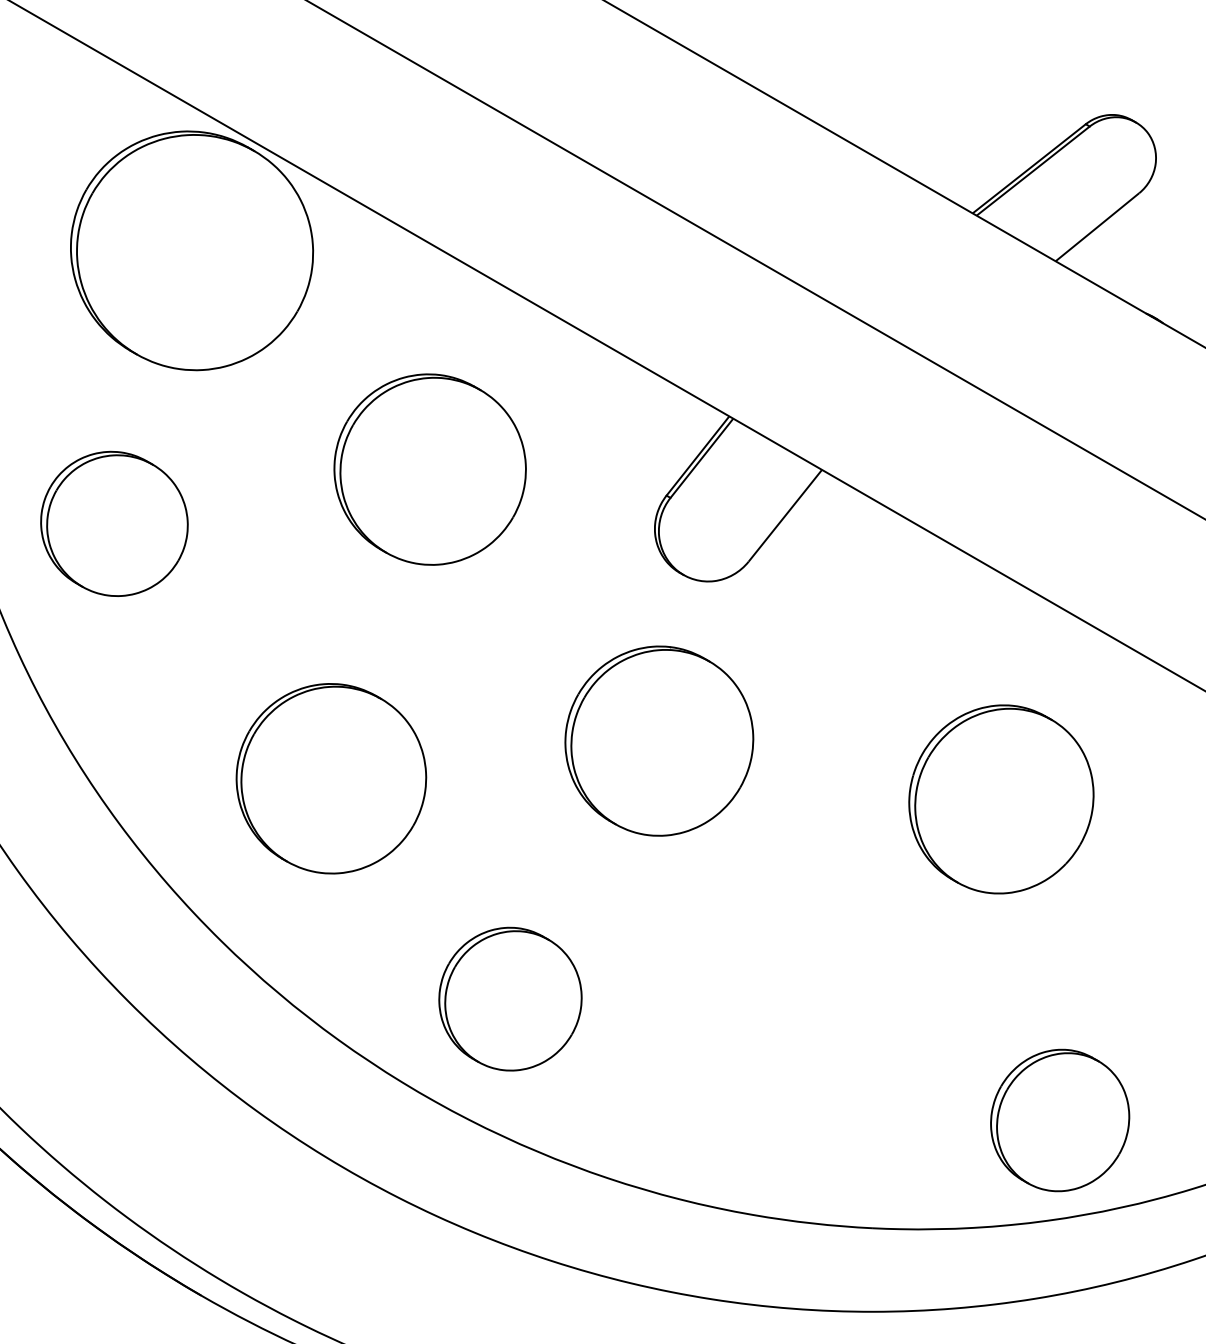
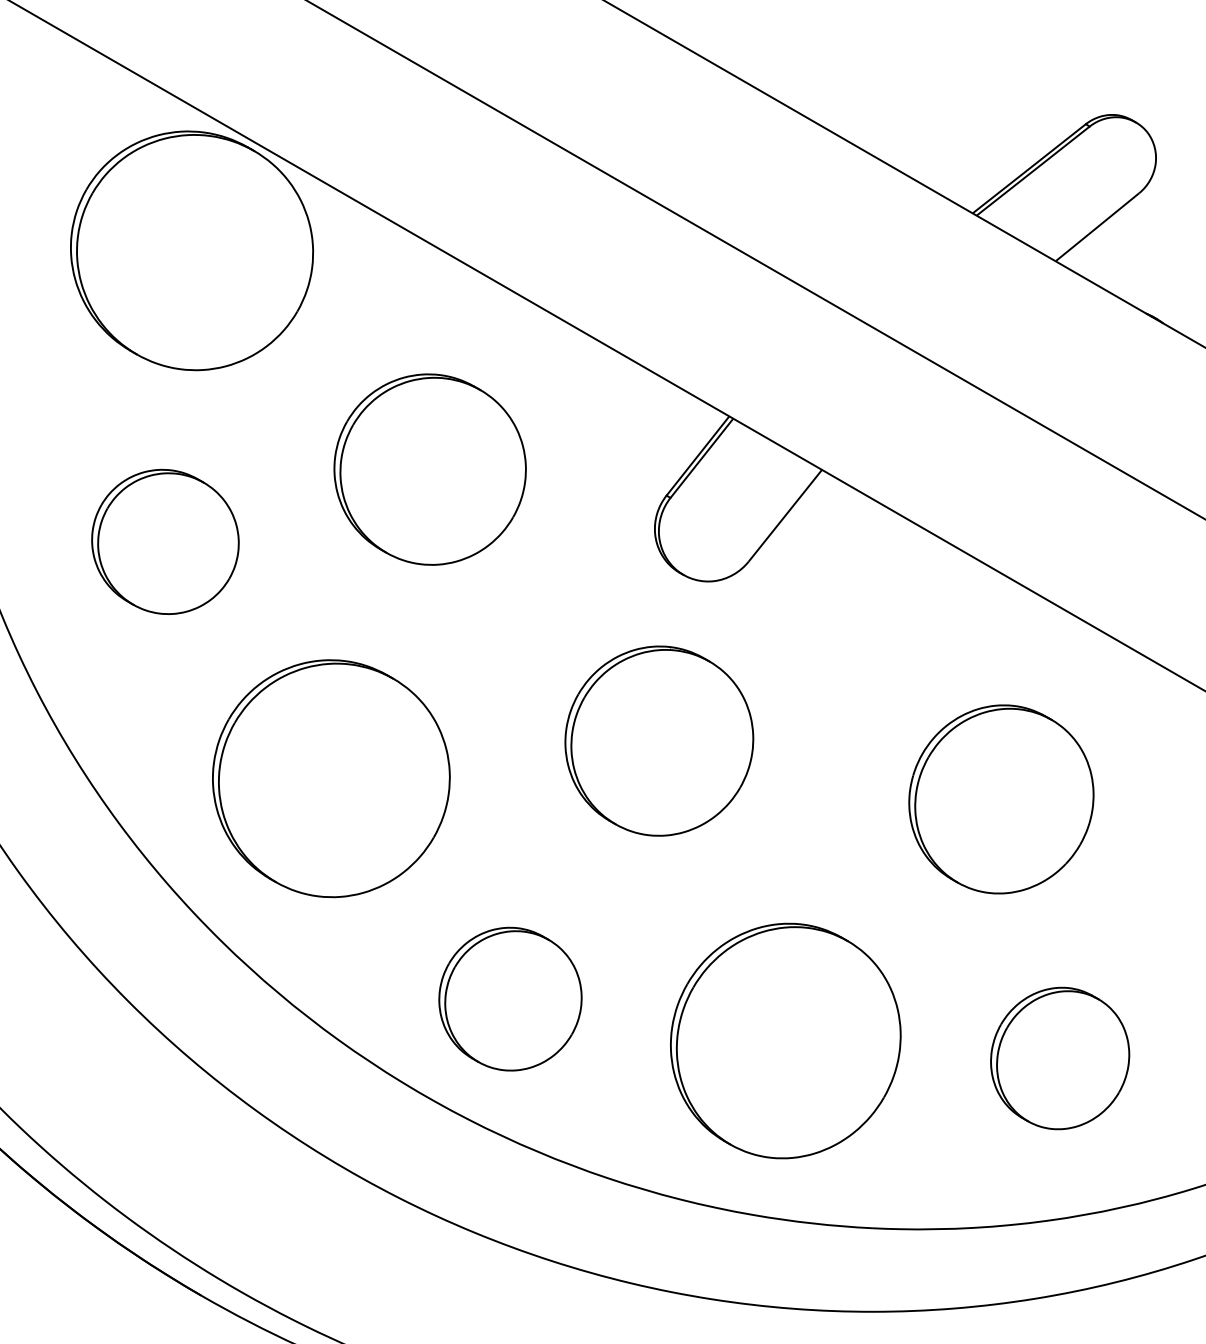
part position: (114, 523) -> (165, 541) (165, 541)
part size: 193x192 px -> 239x240 px (331, 778)
part: none -> present (785, 1040)
part position: (1060, 1120) -> (1060, 1058) (1060, 1058)
